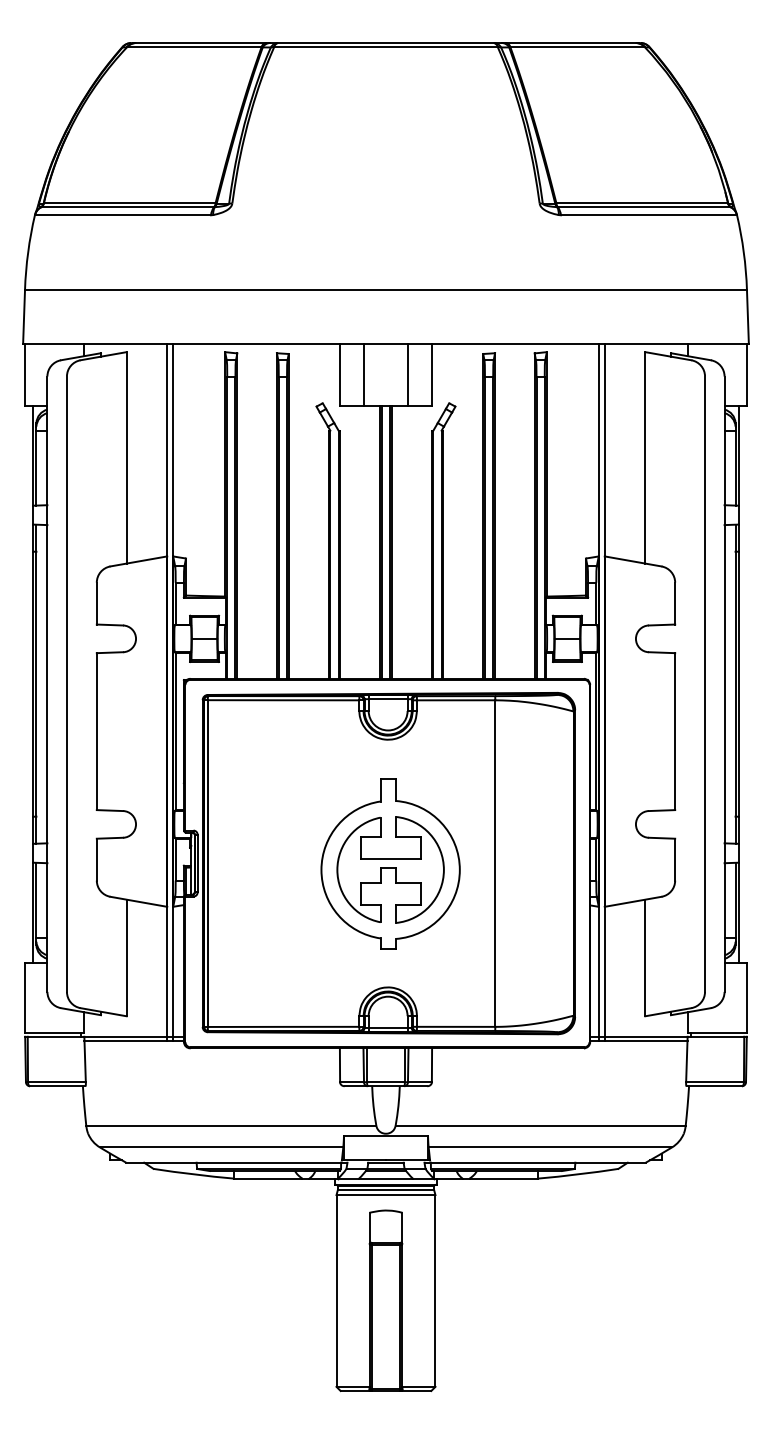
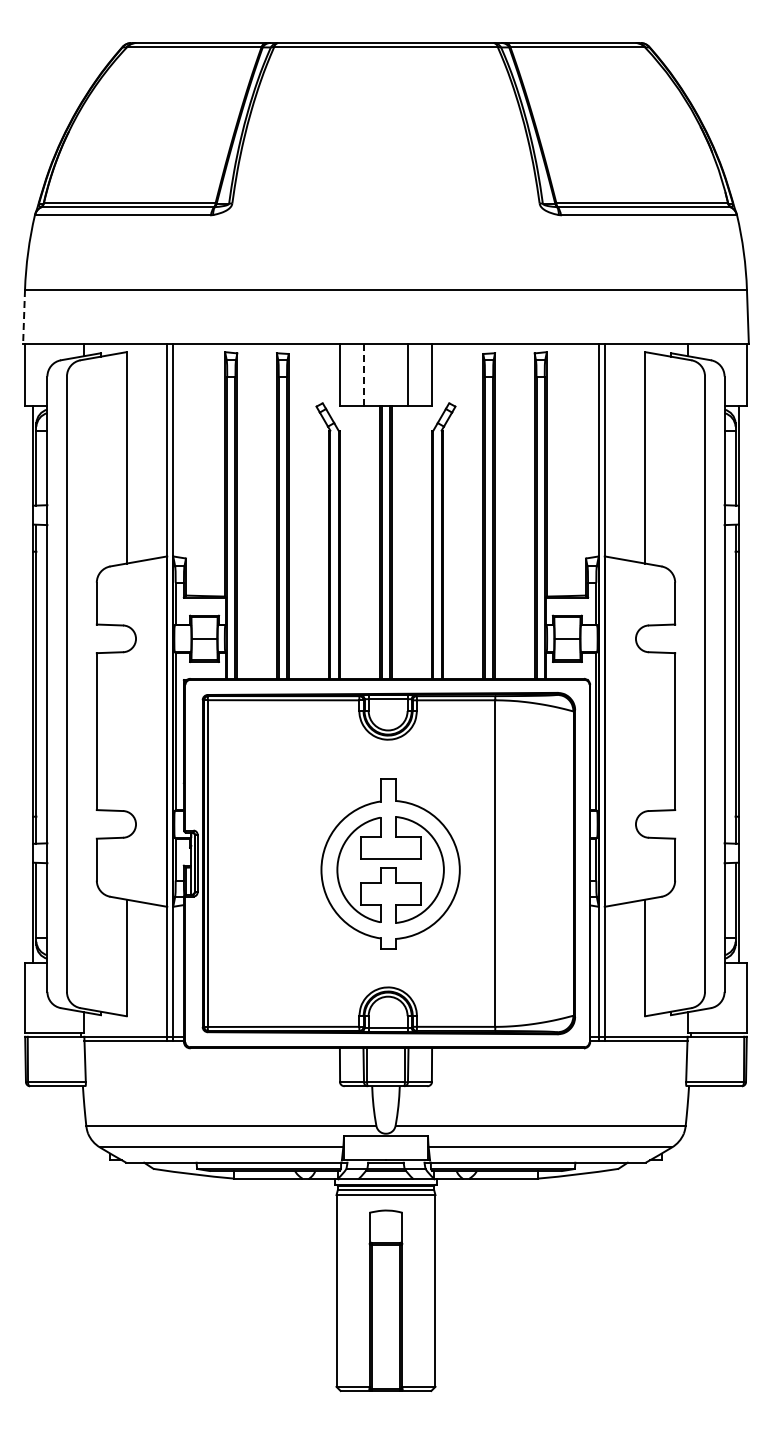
line: solid -> dashed (24, 317)
line: solid -> dashed (364, 374)
